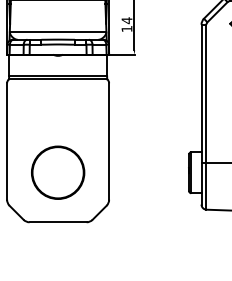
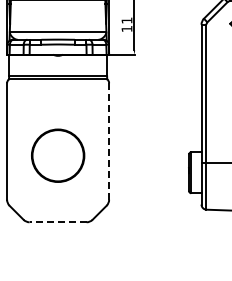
text: 14 -> 11 (126, 20)
line: solid -> dashed (109, 142)
circle position: (58, 172) -> (58, 155) (58, 155)
line: solid -> dashed (57, 222)
